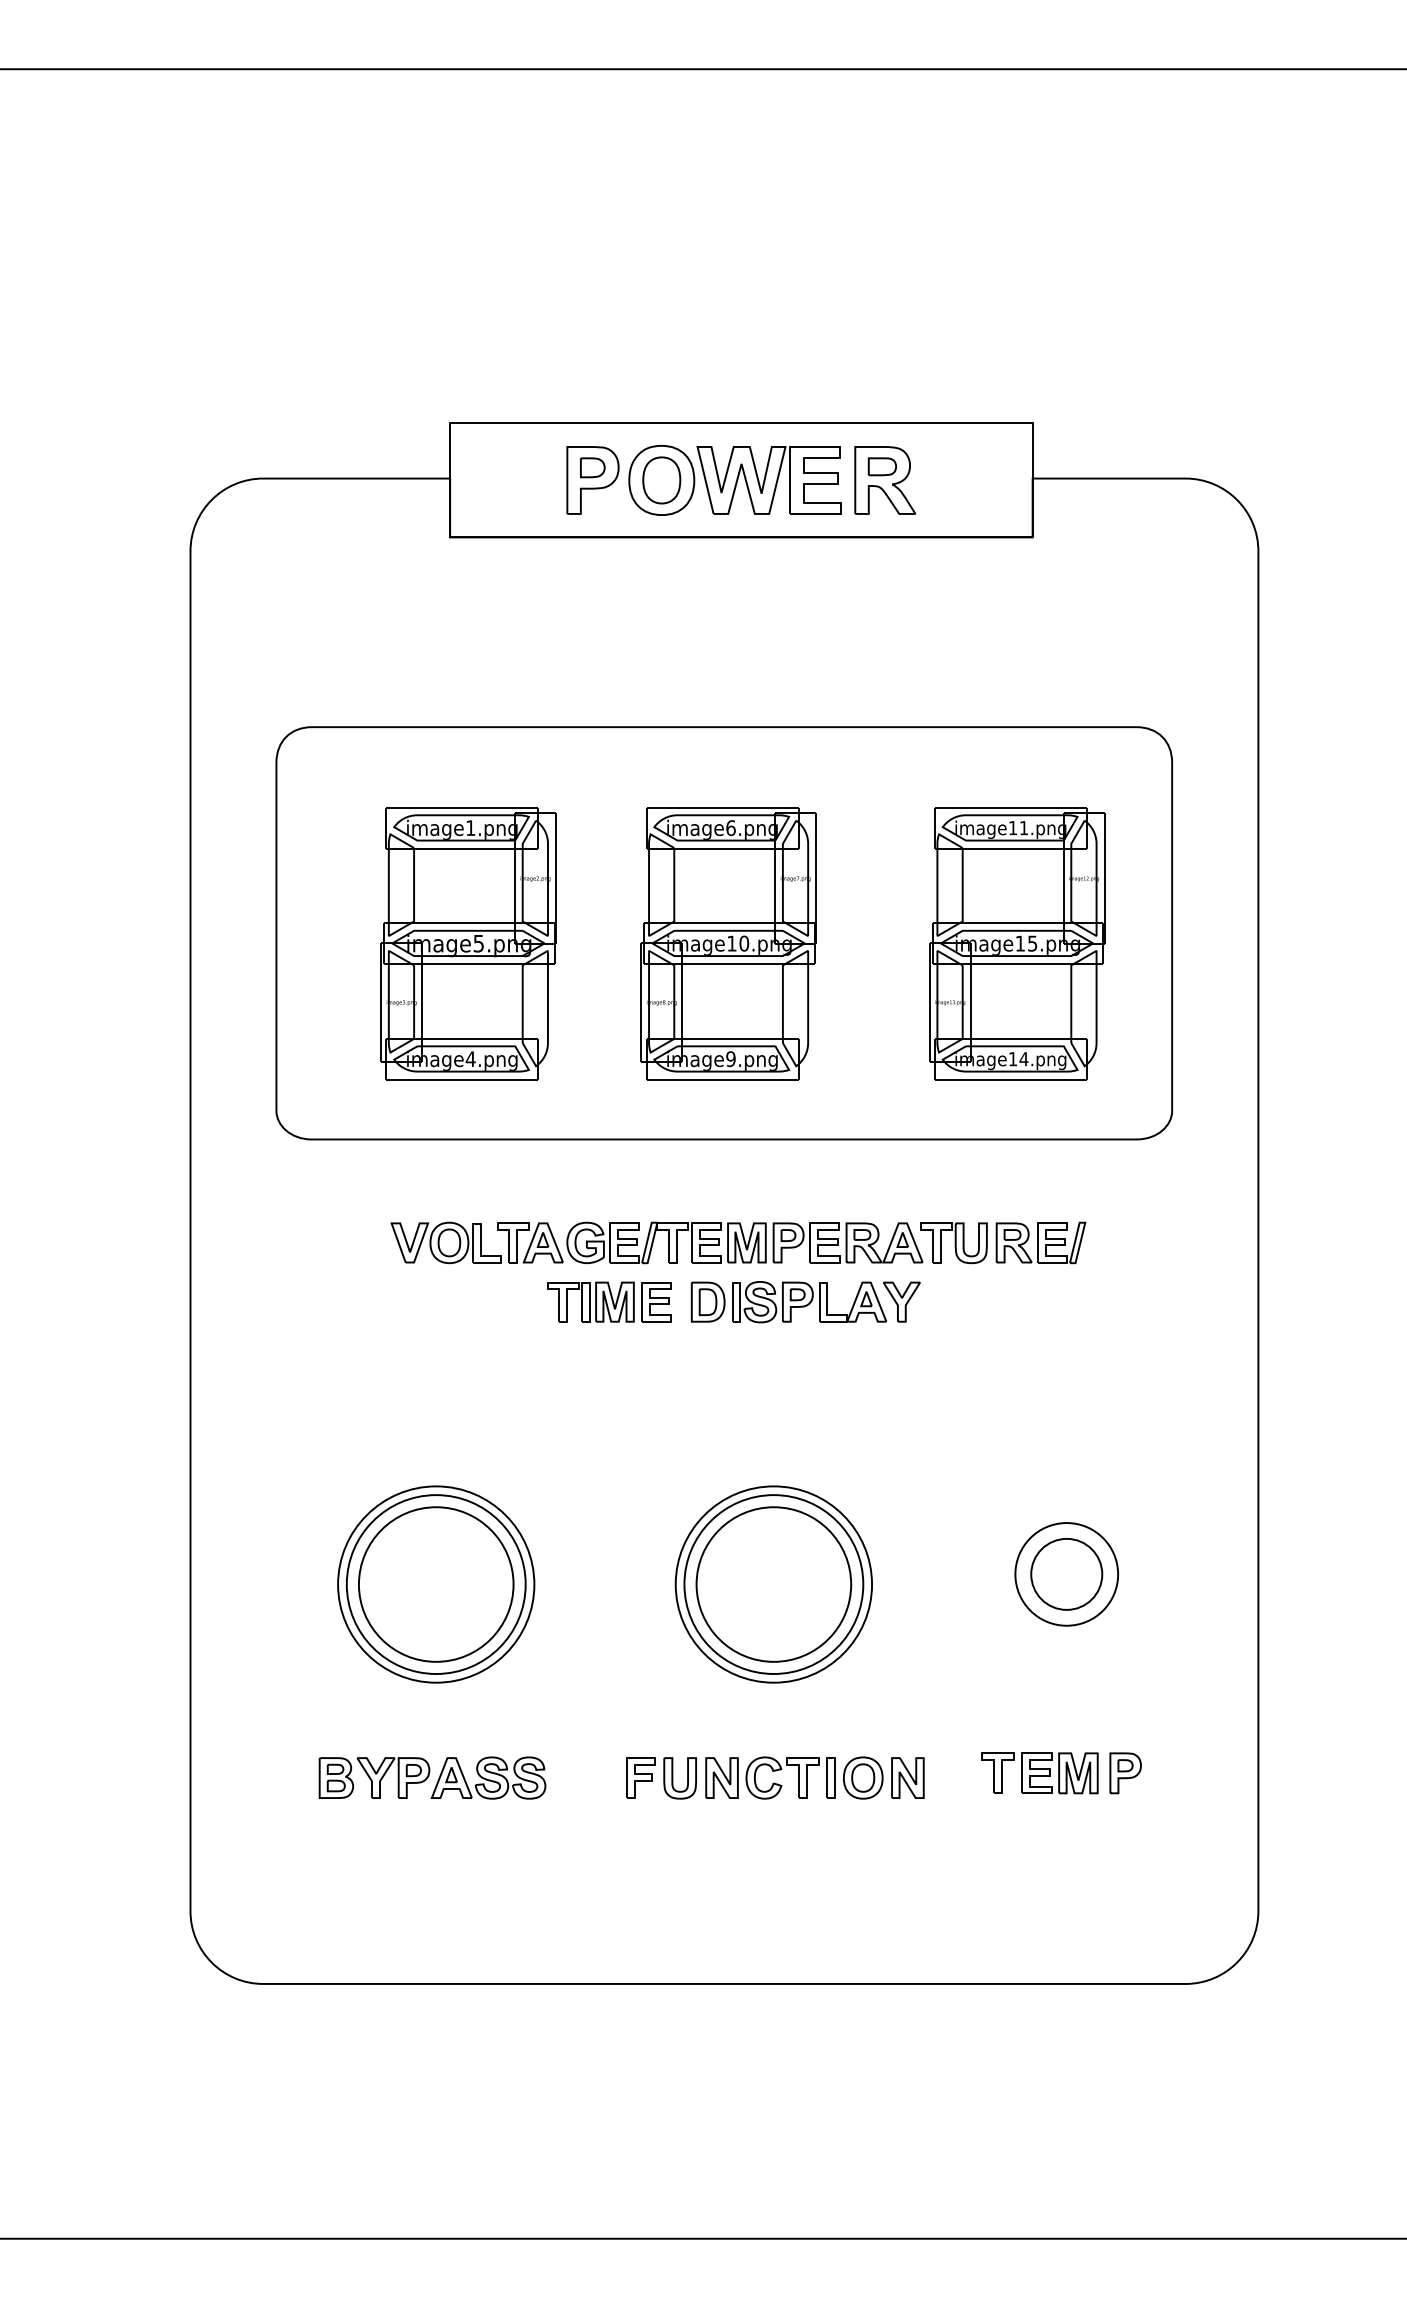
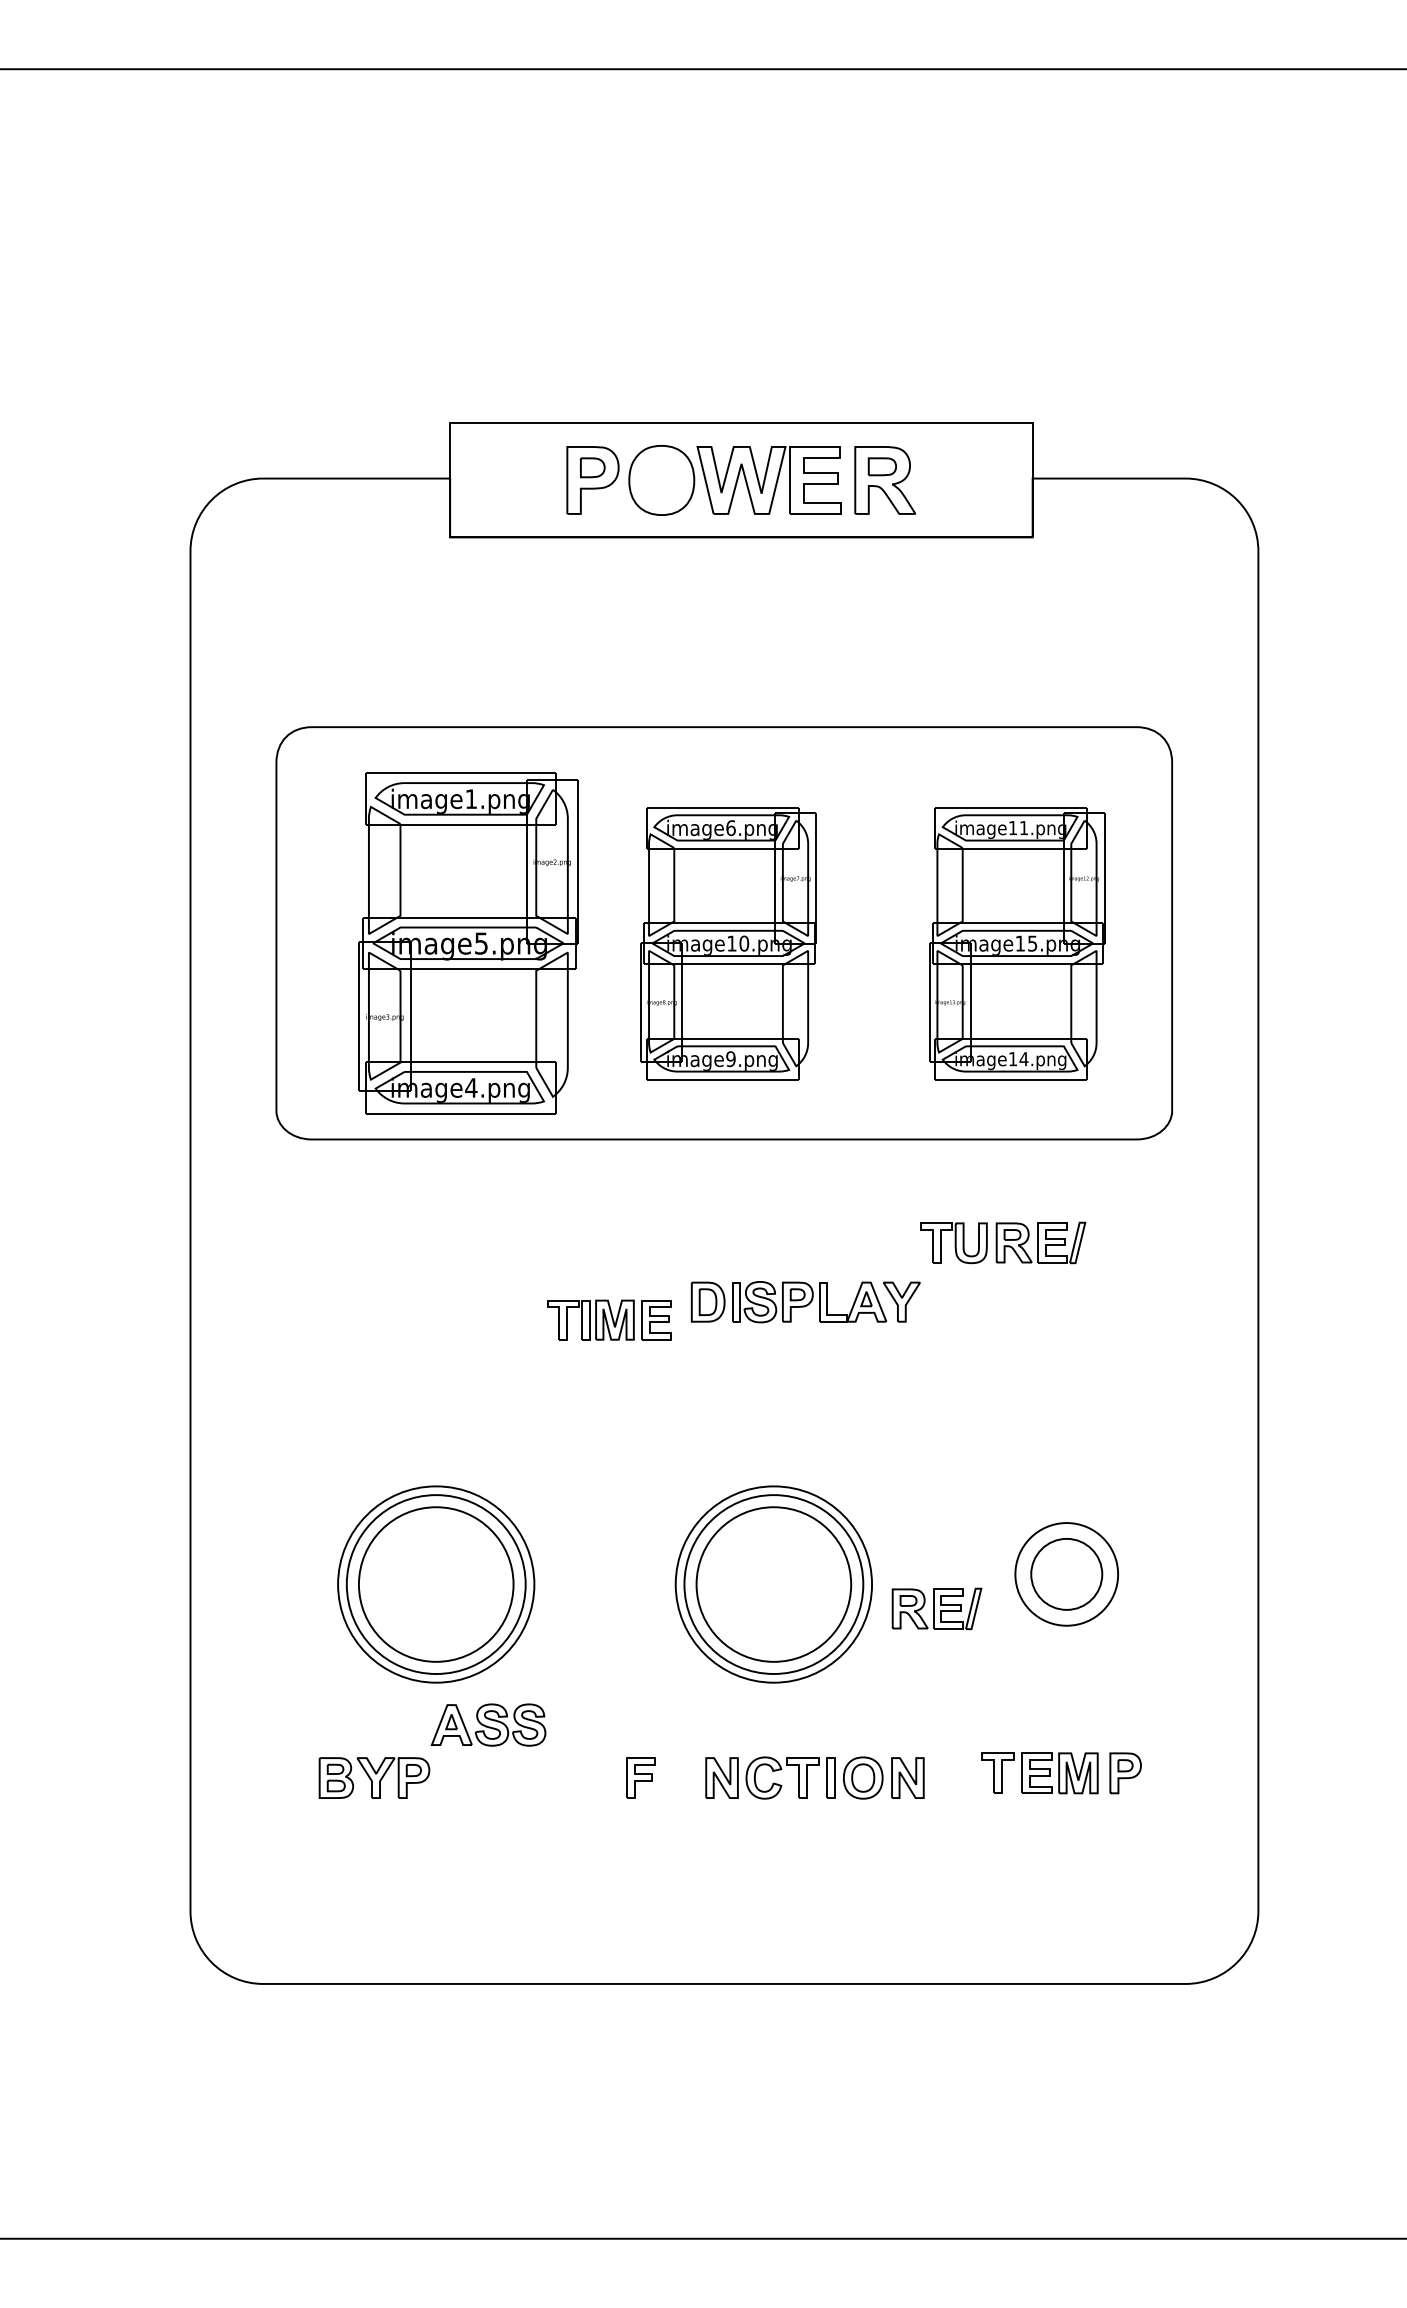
part: present -> none (661, 480)
part size: 177x274 px -> 221x343 px (468, 943)
part: present -> none (656, 1242)
part position: (609, 1301) -> (609, 1319) (609, 1319)
part: none -> present (936, 1608)
part position: (488, 1777) -> (488, 1724) (488, 1724)
part: present -> none (679, 1778)
